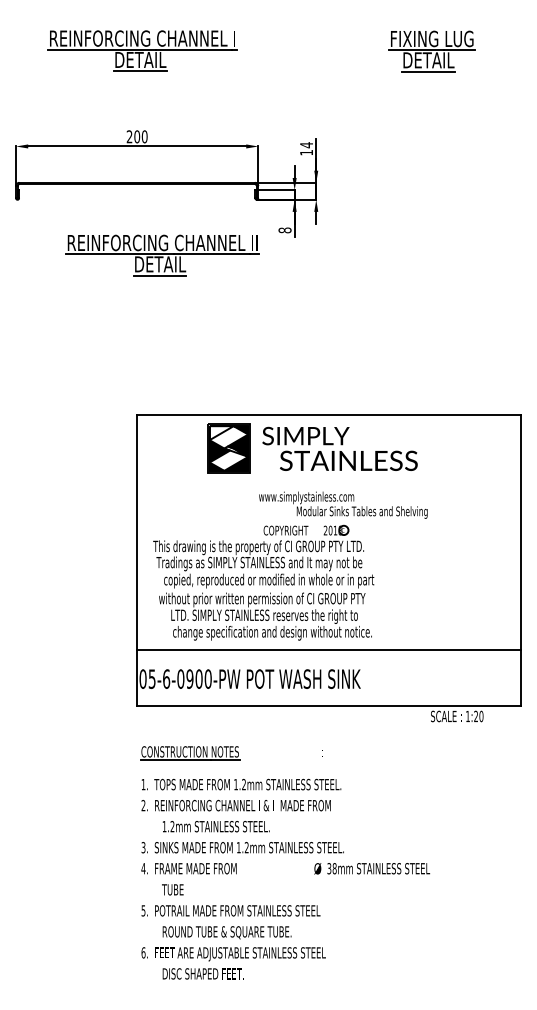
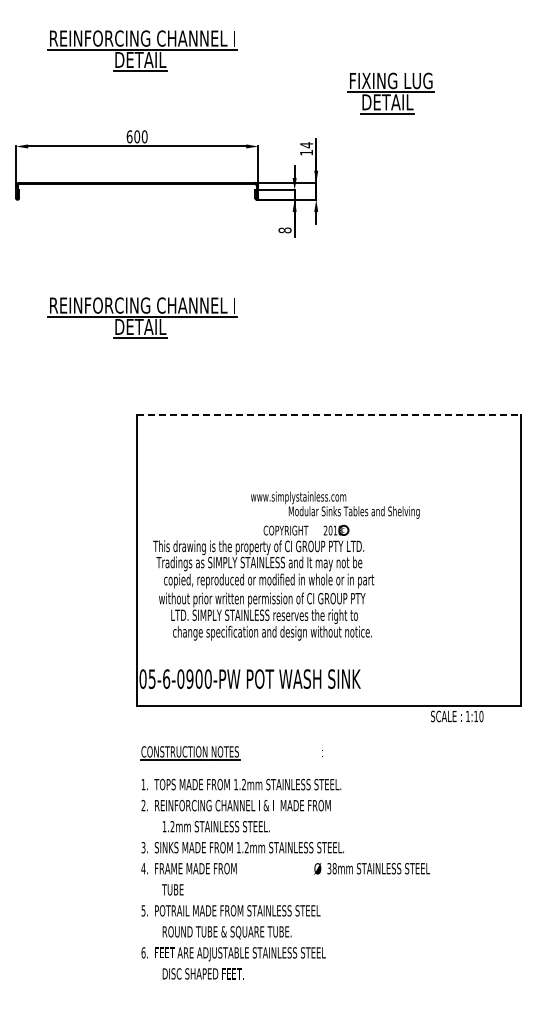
part position: (431, 51) -> (390, 93) (390, 93)
text: 200 -> 600 (129, 136)
part: present -> none (162, 255)
part: none -> present (142, 317)
line: solid -> dashed (329, 415)
part: present -> none (312, 448)
text position: (343, 504) -> (335, 504) (335, 504)
line: present -> none (328, 650)
text: 1:20 -> 1:10 (475, 715)
